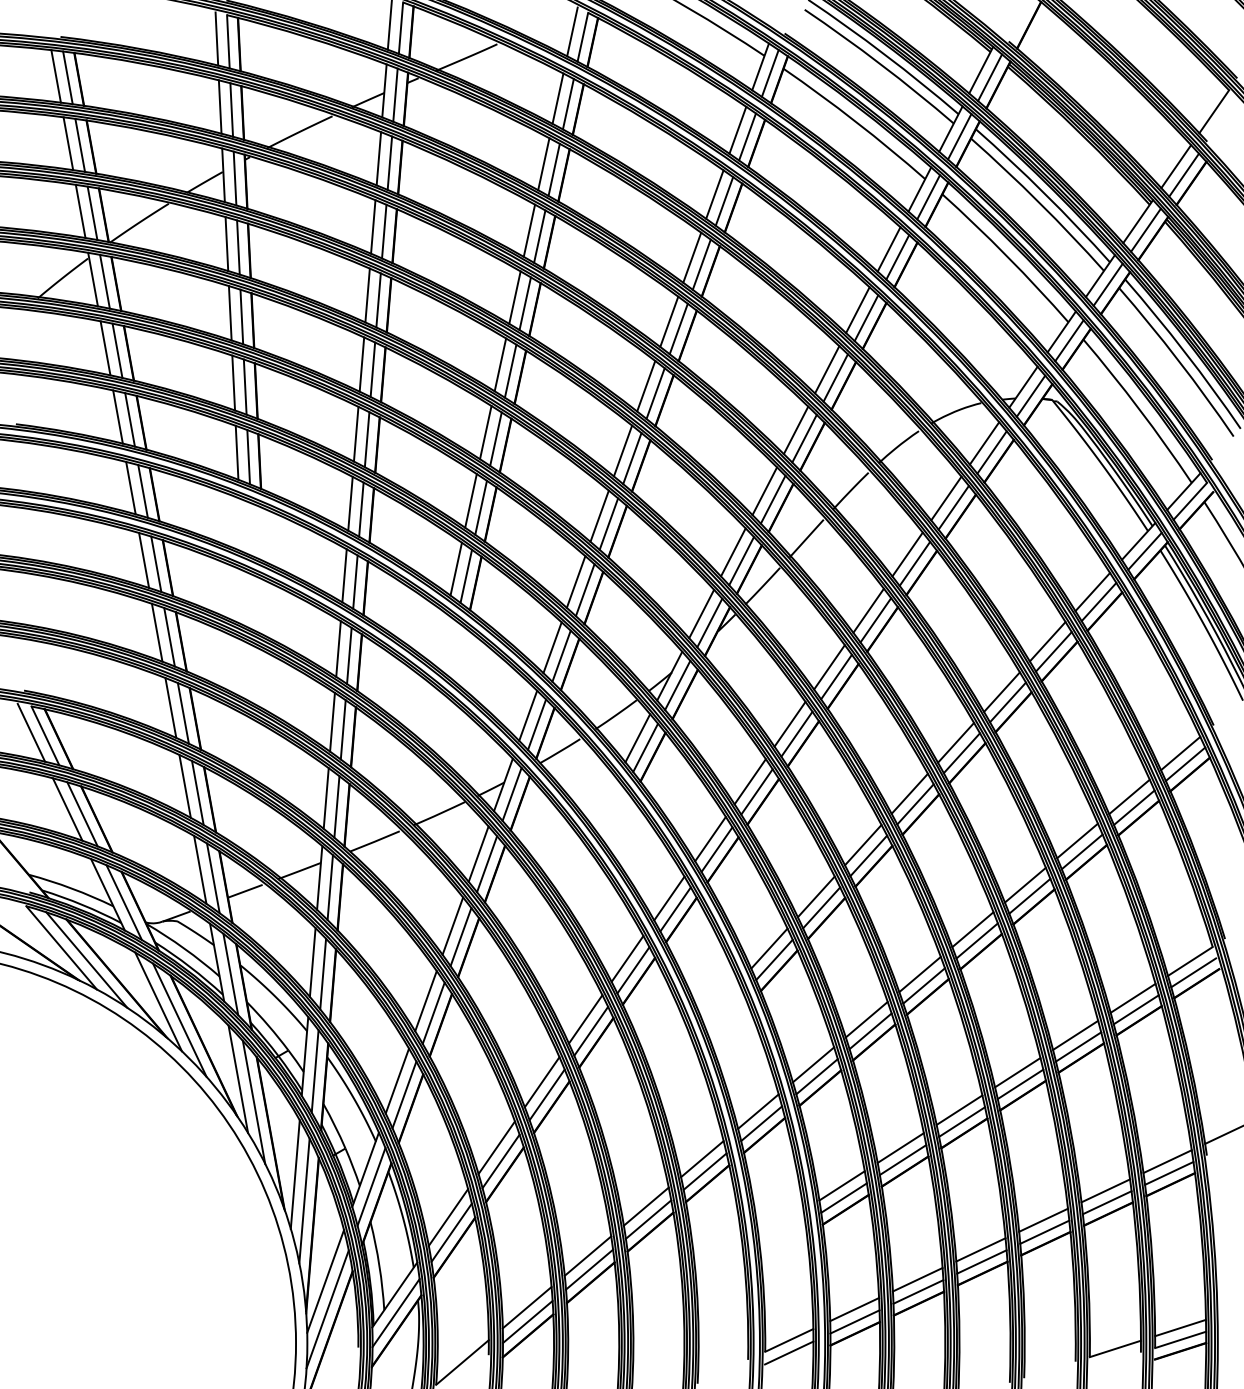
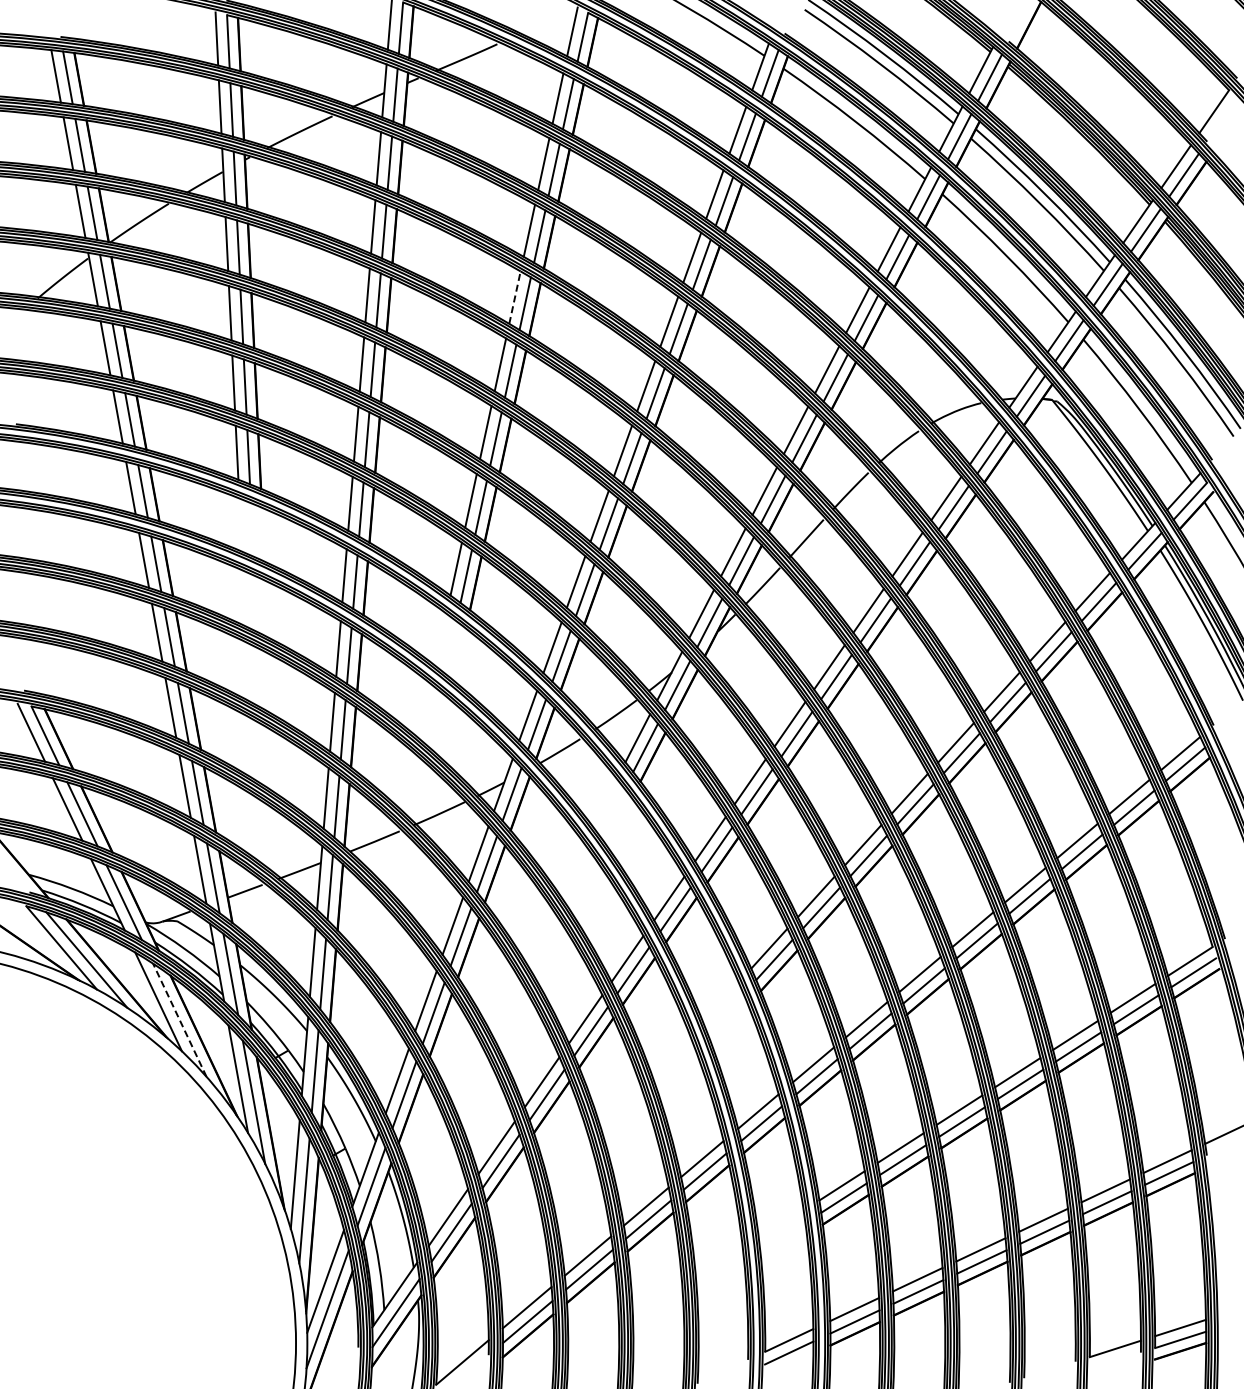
line: solid -> dashed (514, 297)
line: solid -> dashed (179, 1020)
